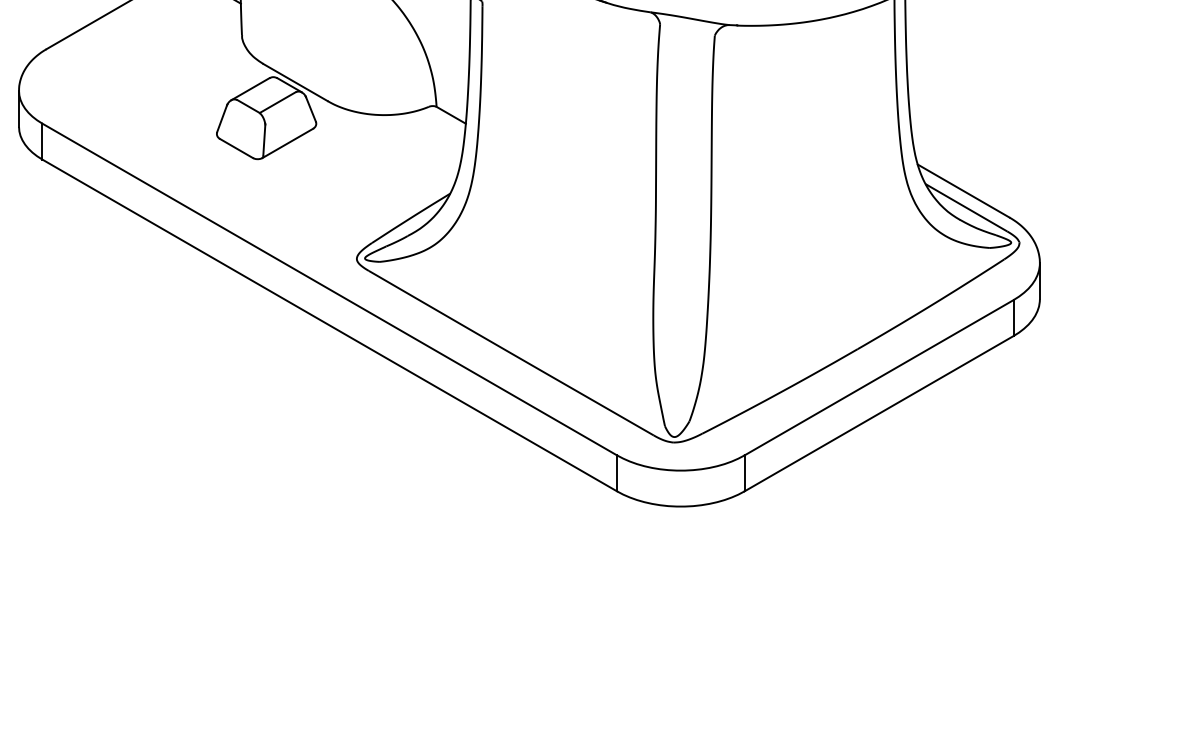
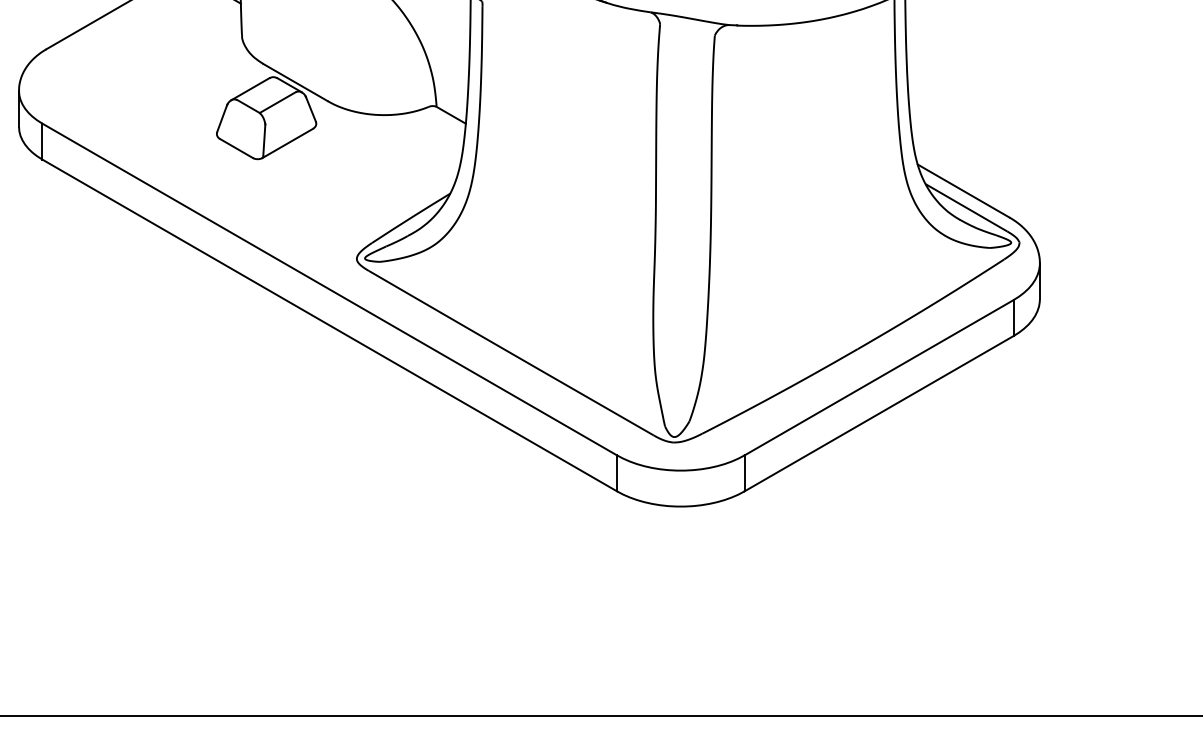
line: none -> present (600, 716)
